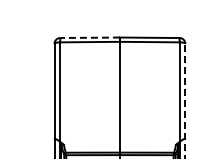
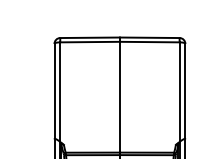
line: dashed -> solid (90, 37)
line: dashed -> solid (185, 100)
